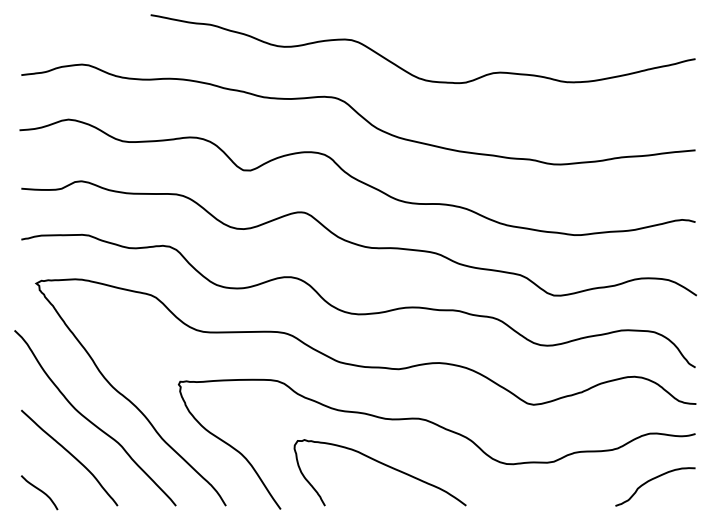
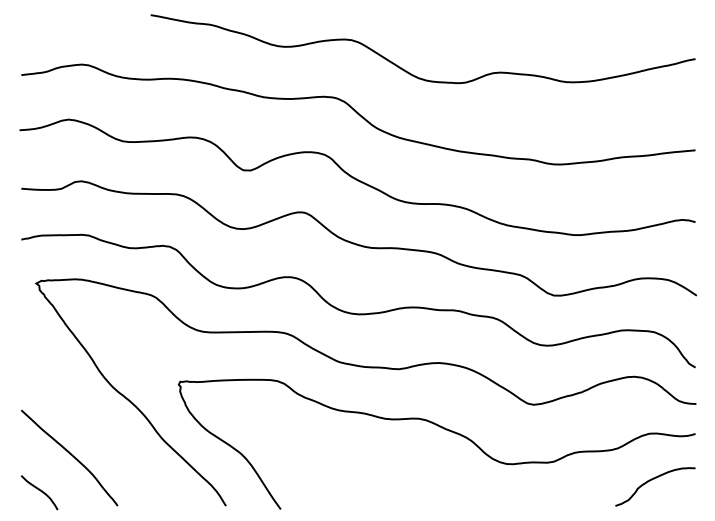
curve: present -> none (91, 421)
curve: present -> none (381, 464)
